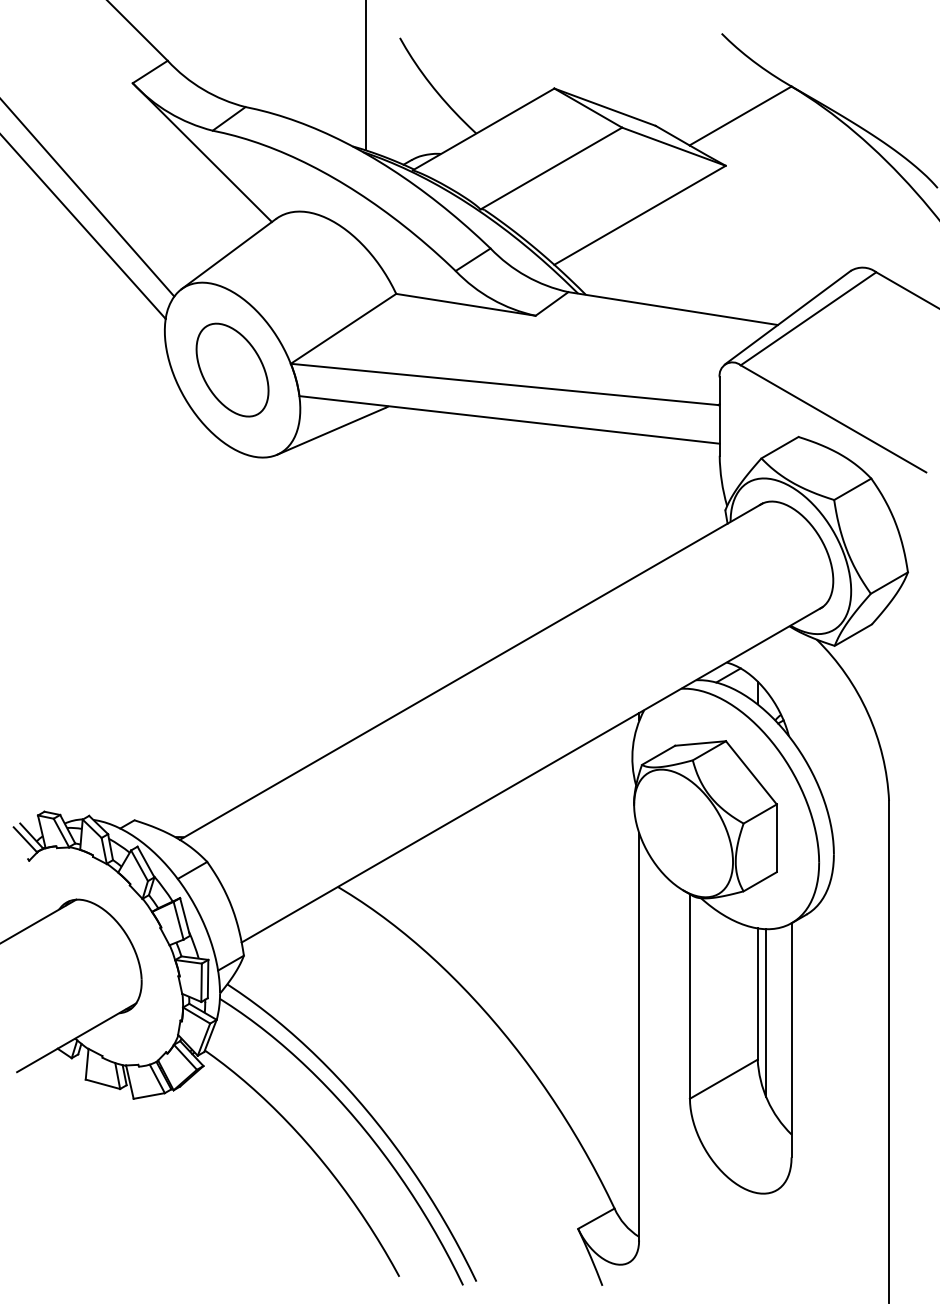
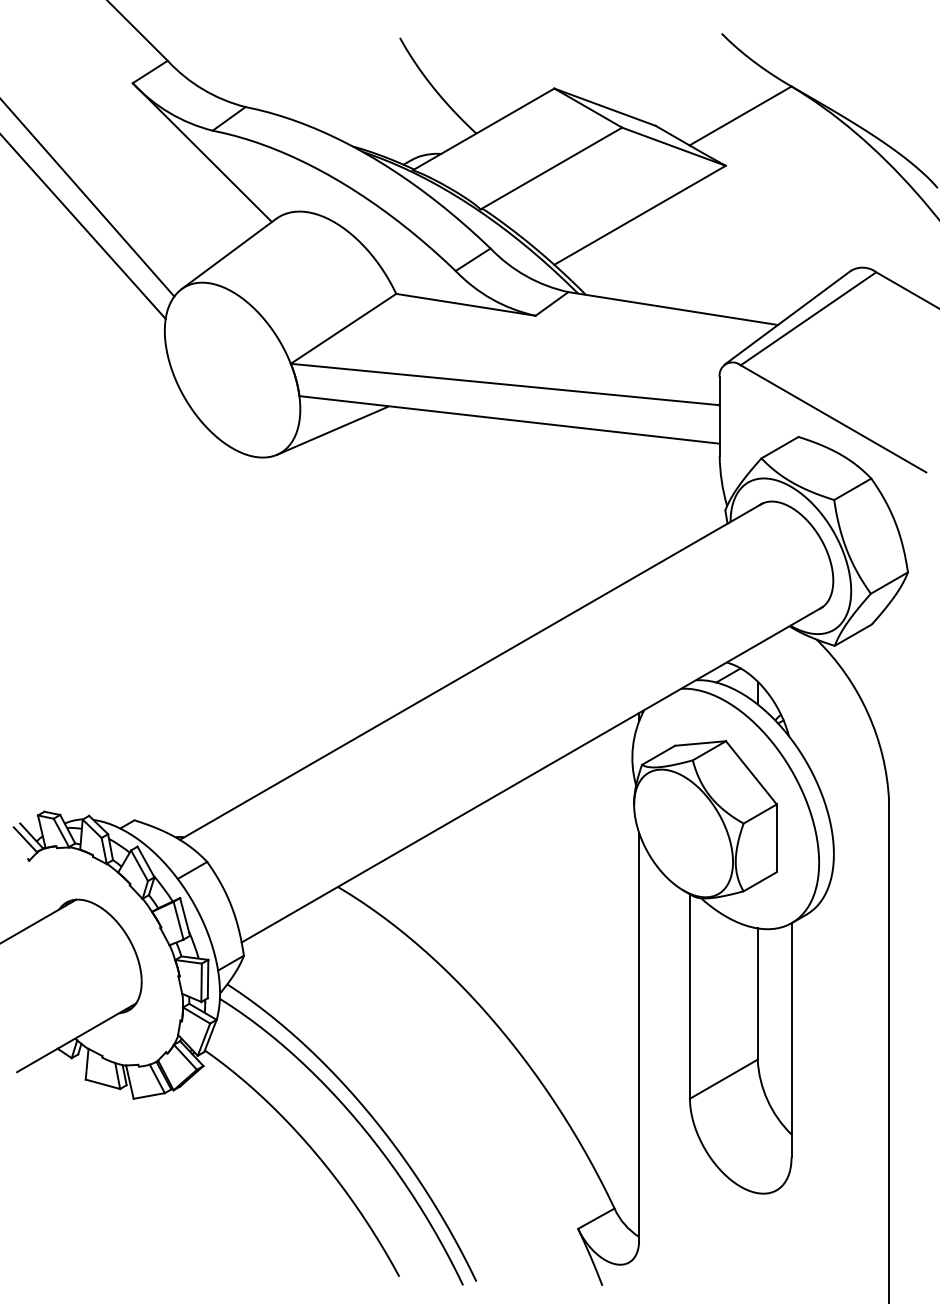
line: present -> none (365, 76)
part: present -> none (232, 369)
line: present -> none (766, 1012)
